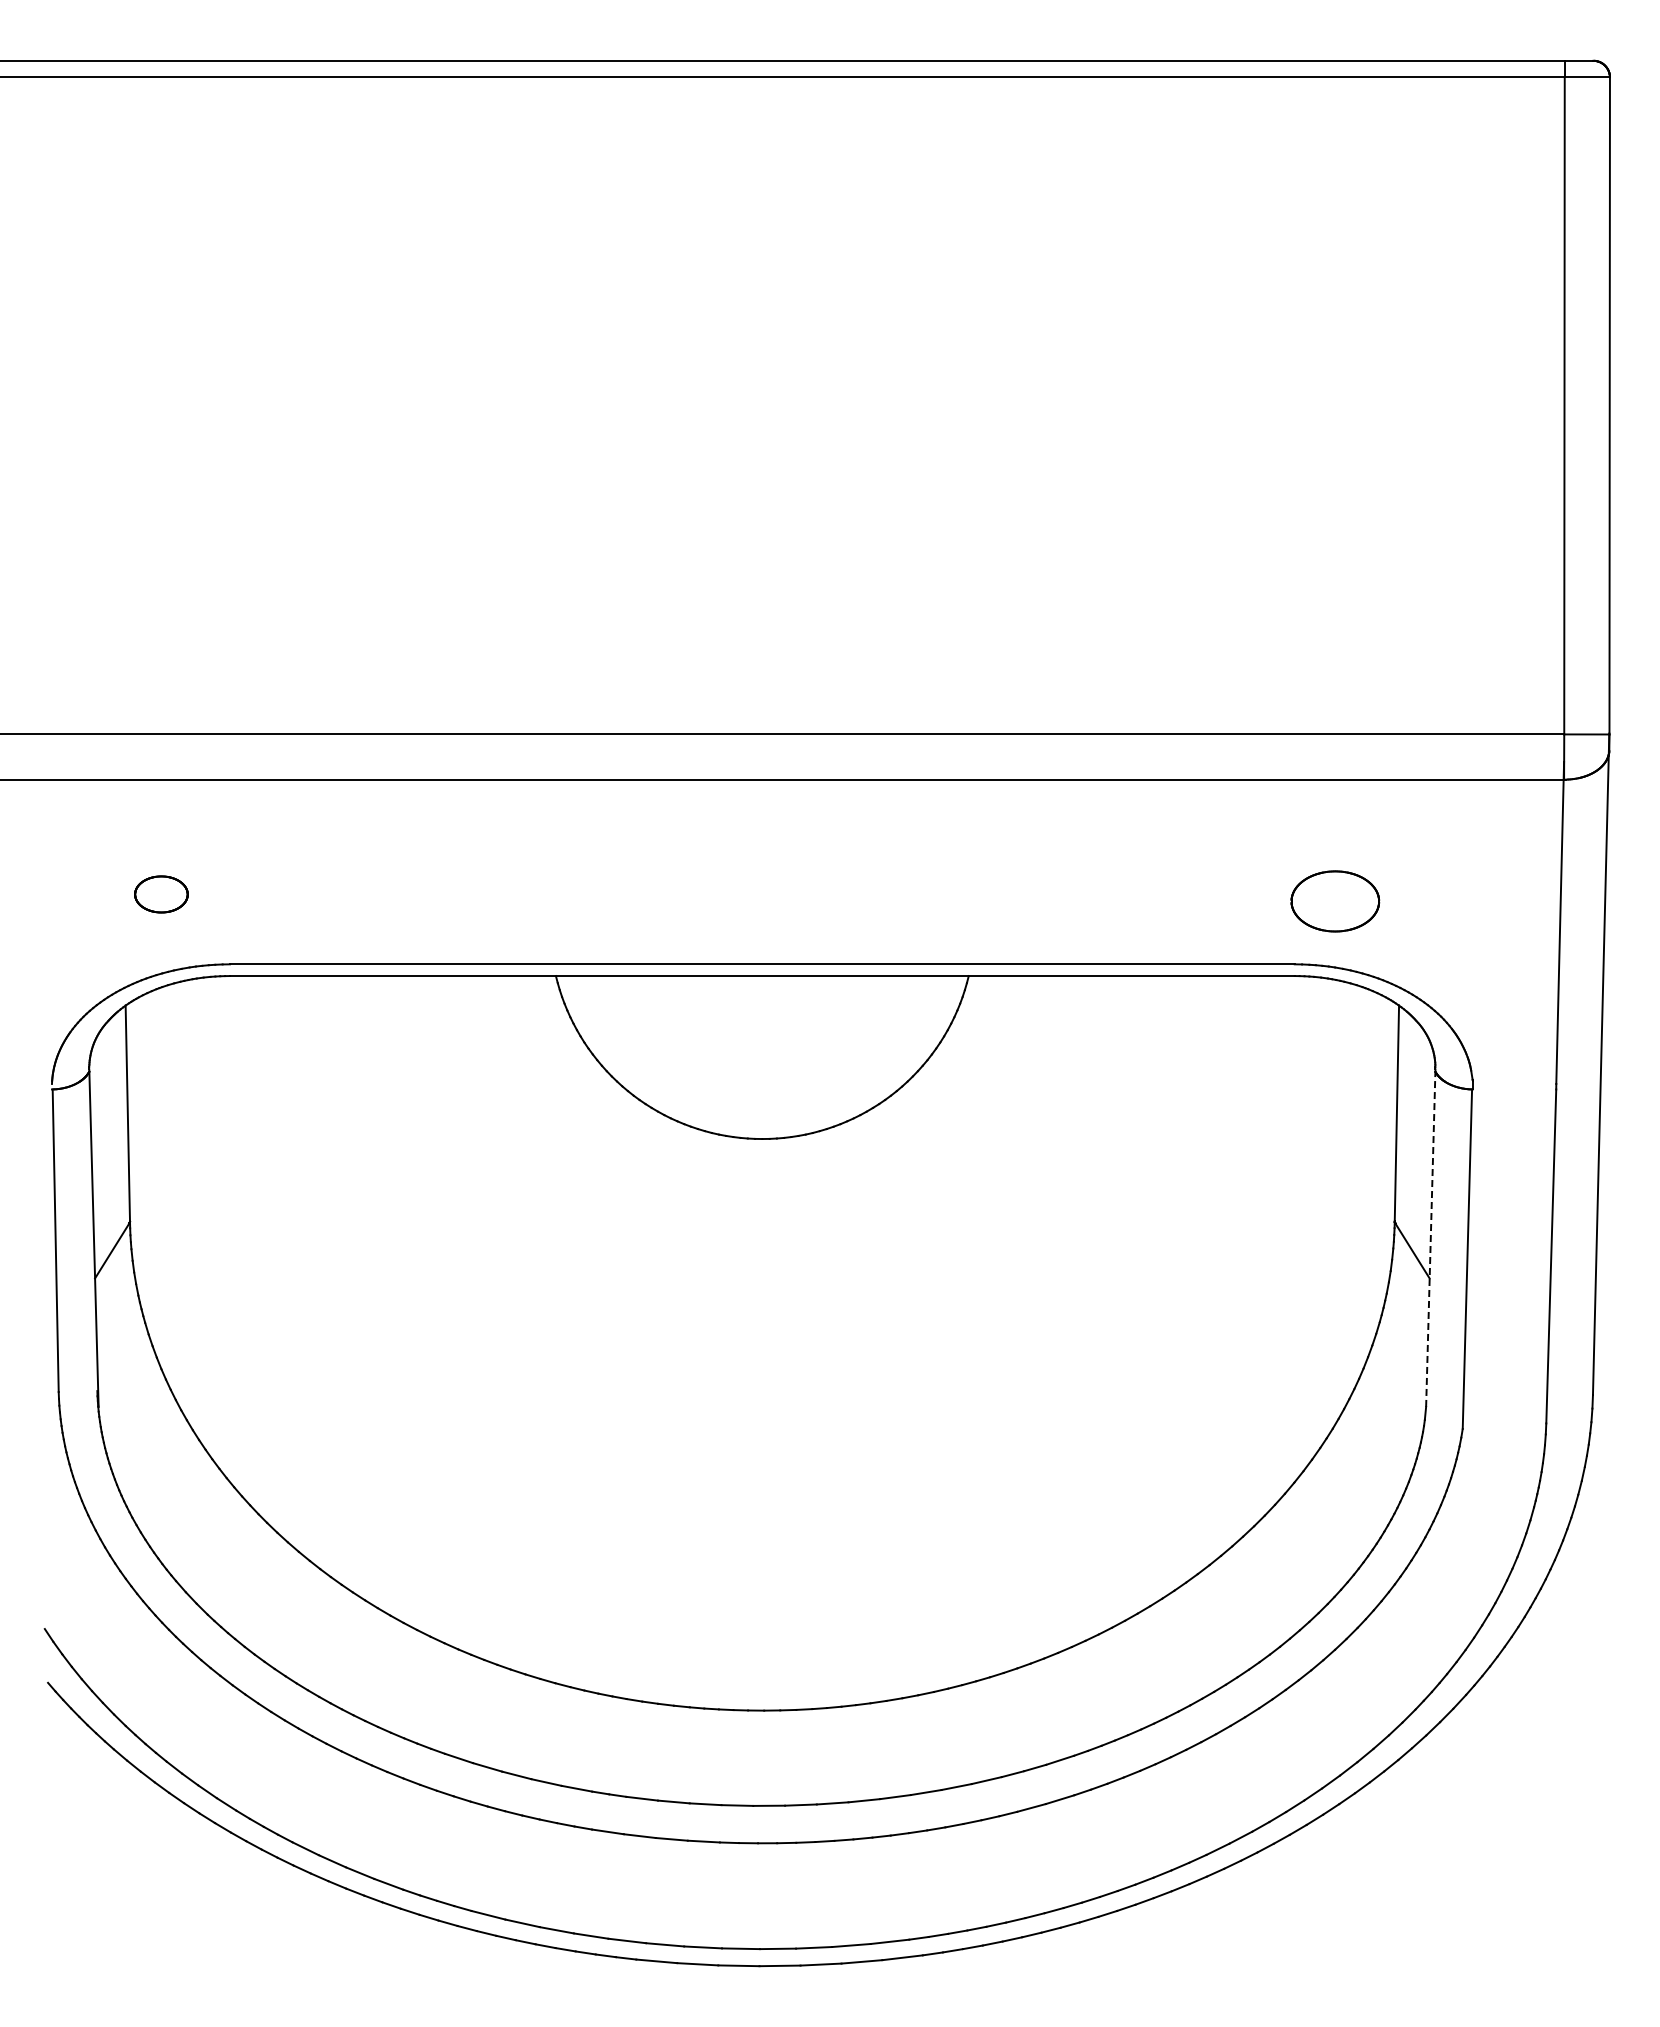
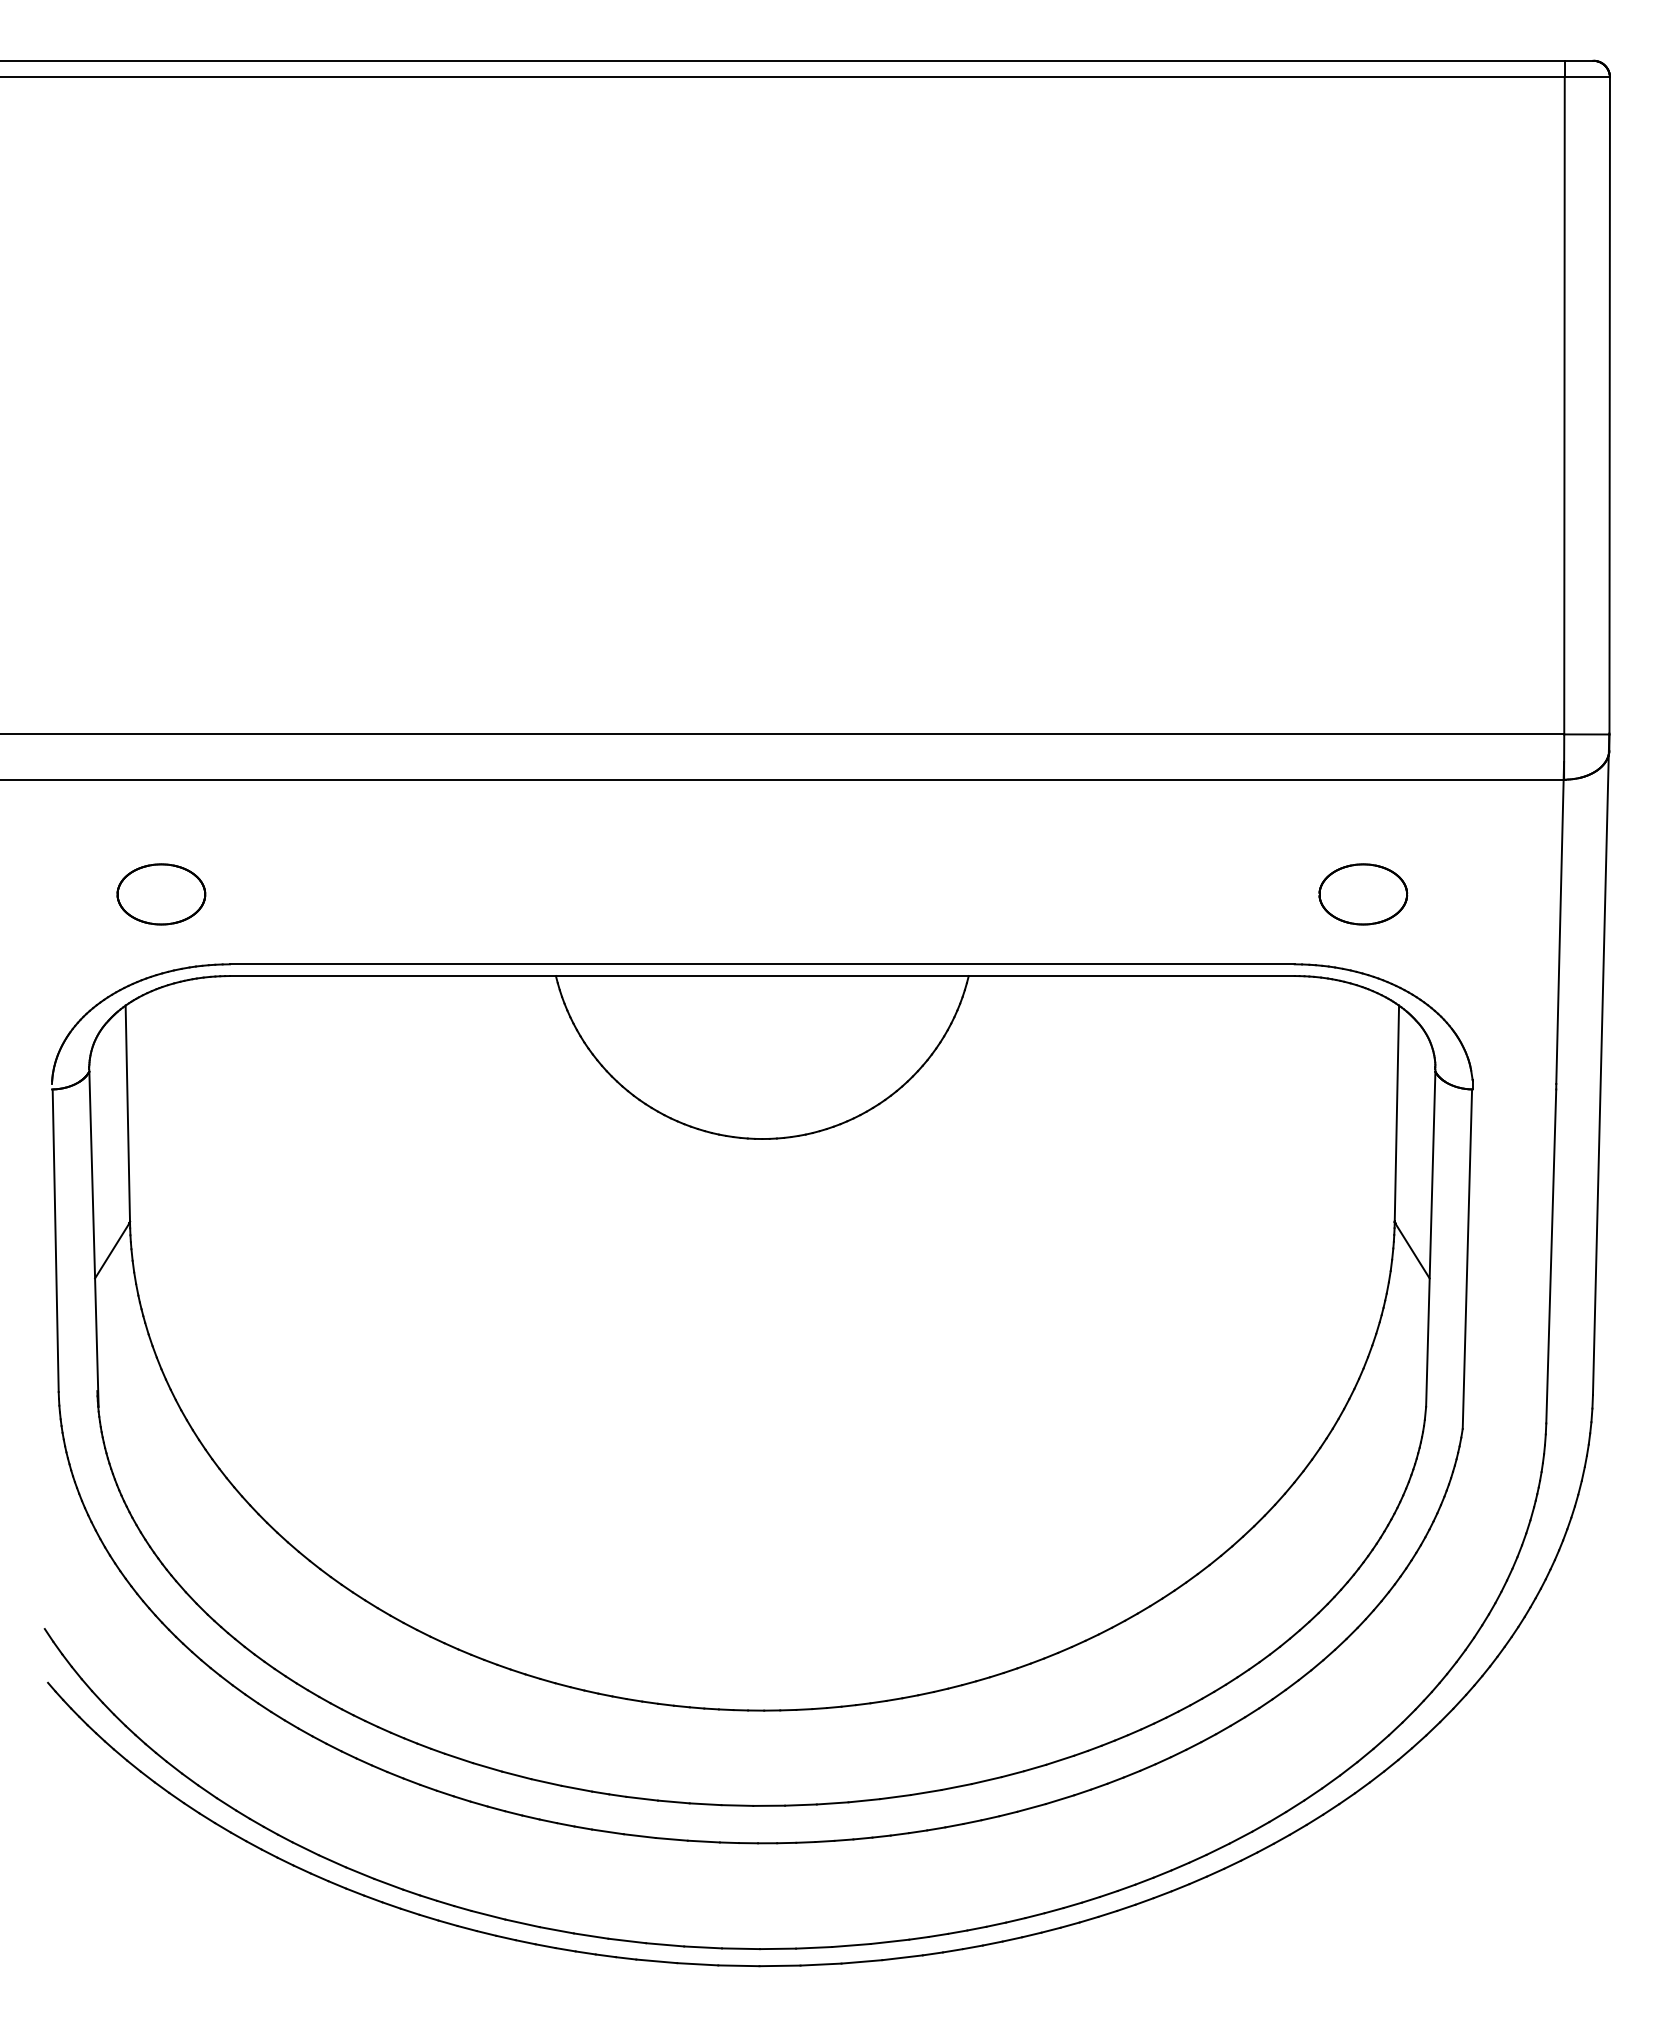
part size: 55x39 px -> 91x63 px (161, 894)
part position: (1335, 901) -> (1363, 894) (1363, 894)
line: dashed -> solid (1430, 1239)
